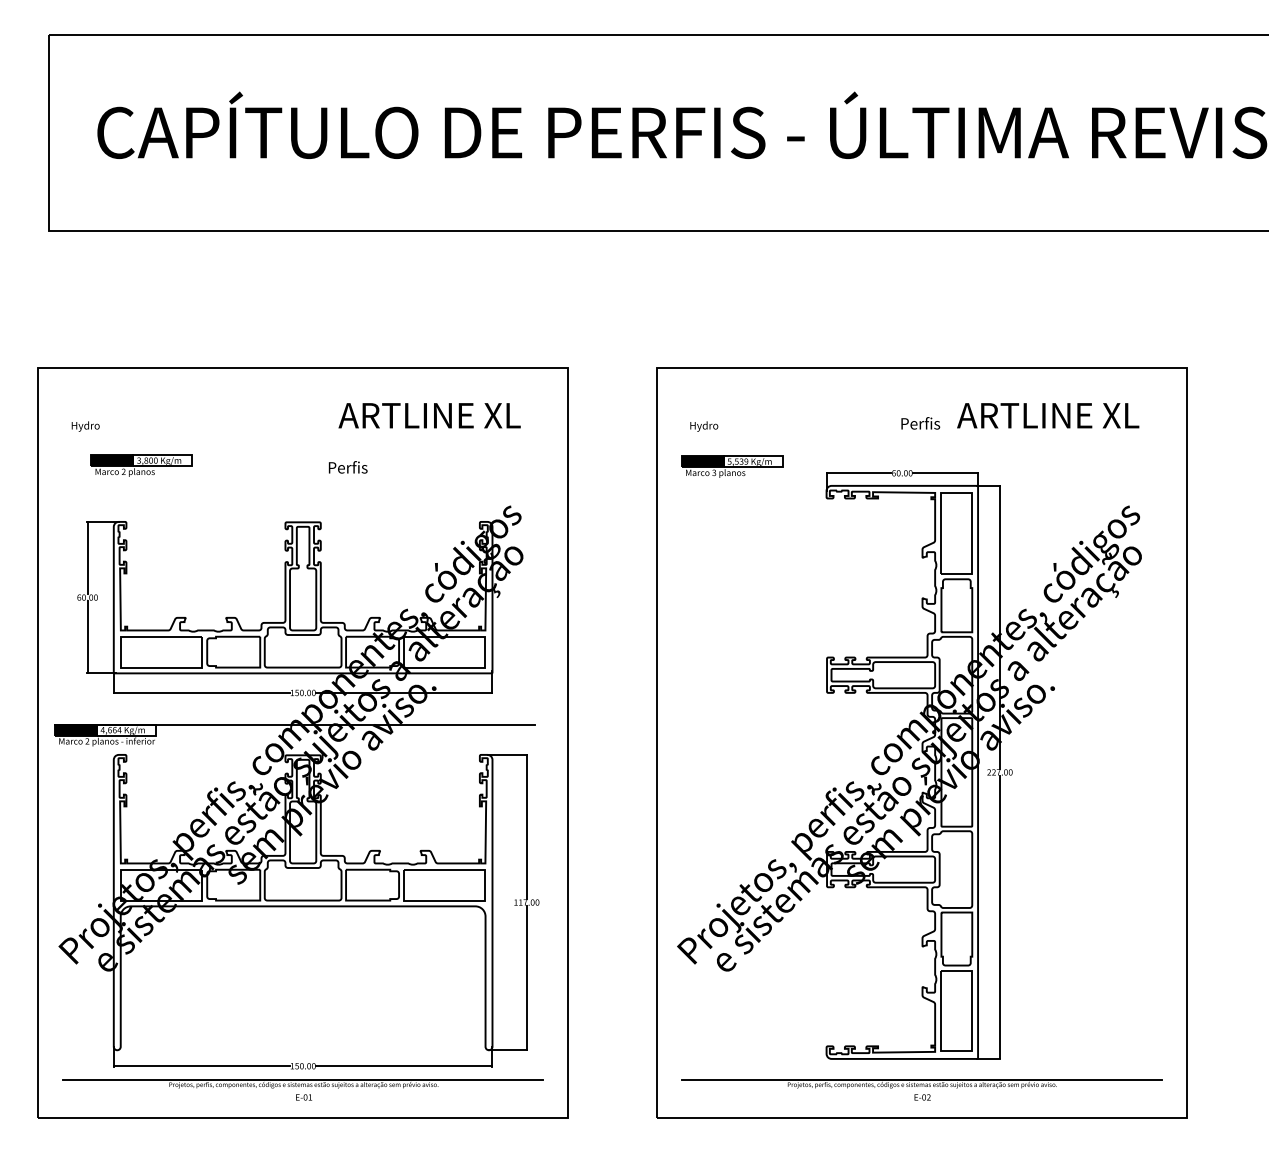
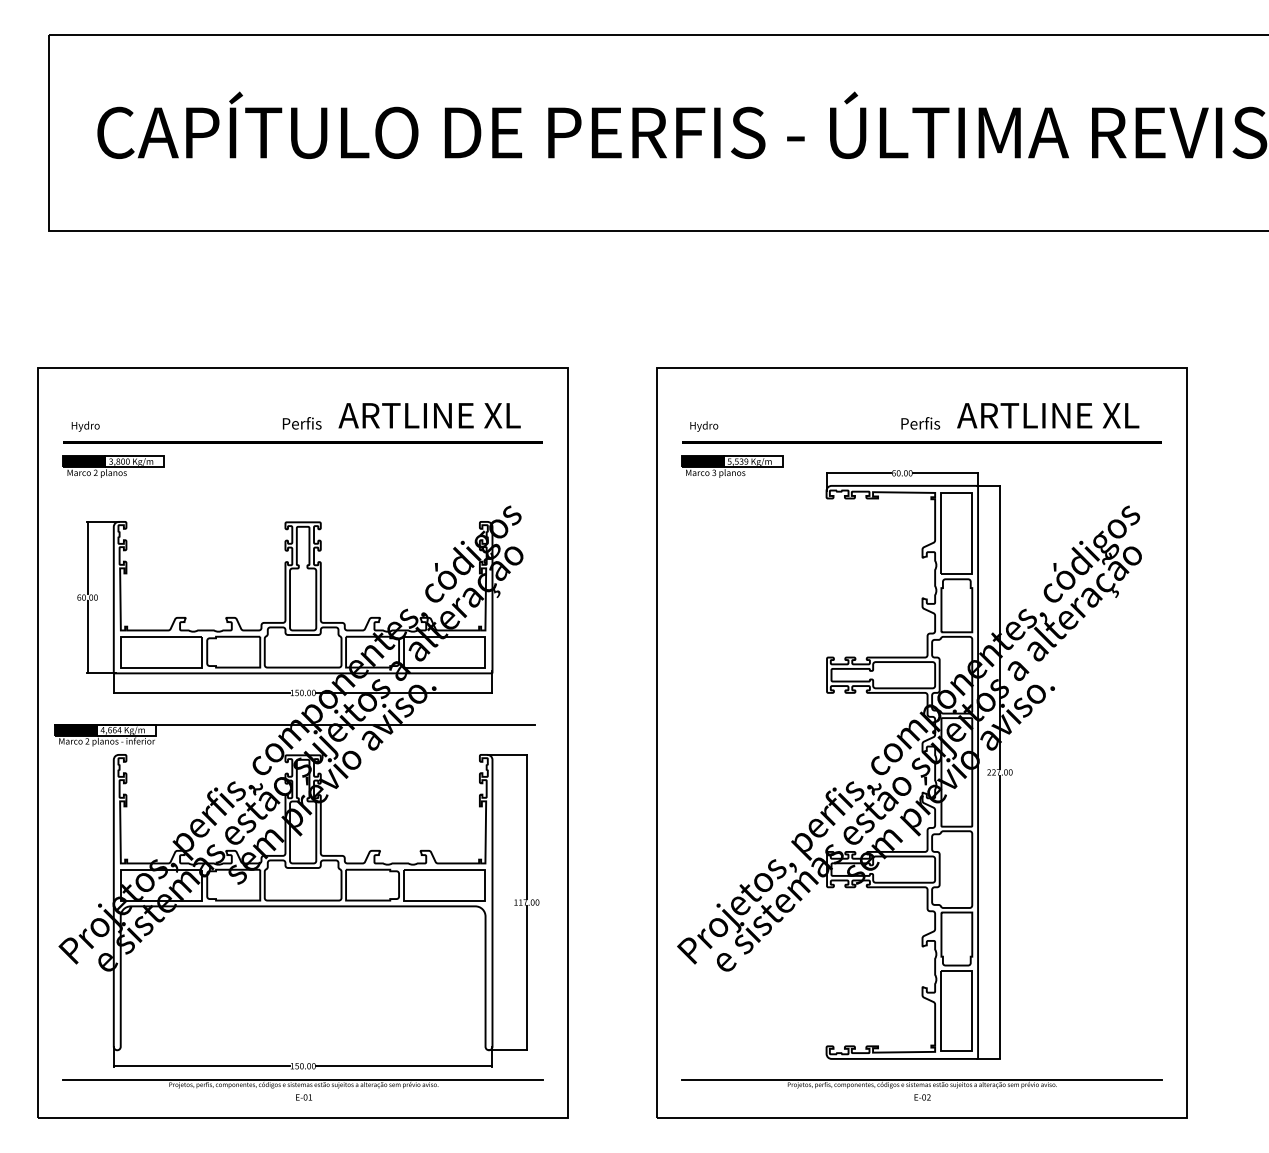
fill: none -> present (302, 442)
fill: none -> present (921, 442)
part position: (141, 465) -> (113, 466) (113, 466)
text position: (347, 467) -> (301, 423) (301, 423)
